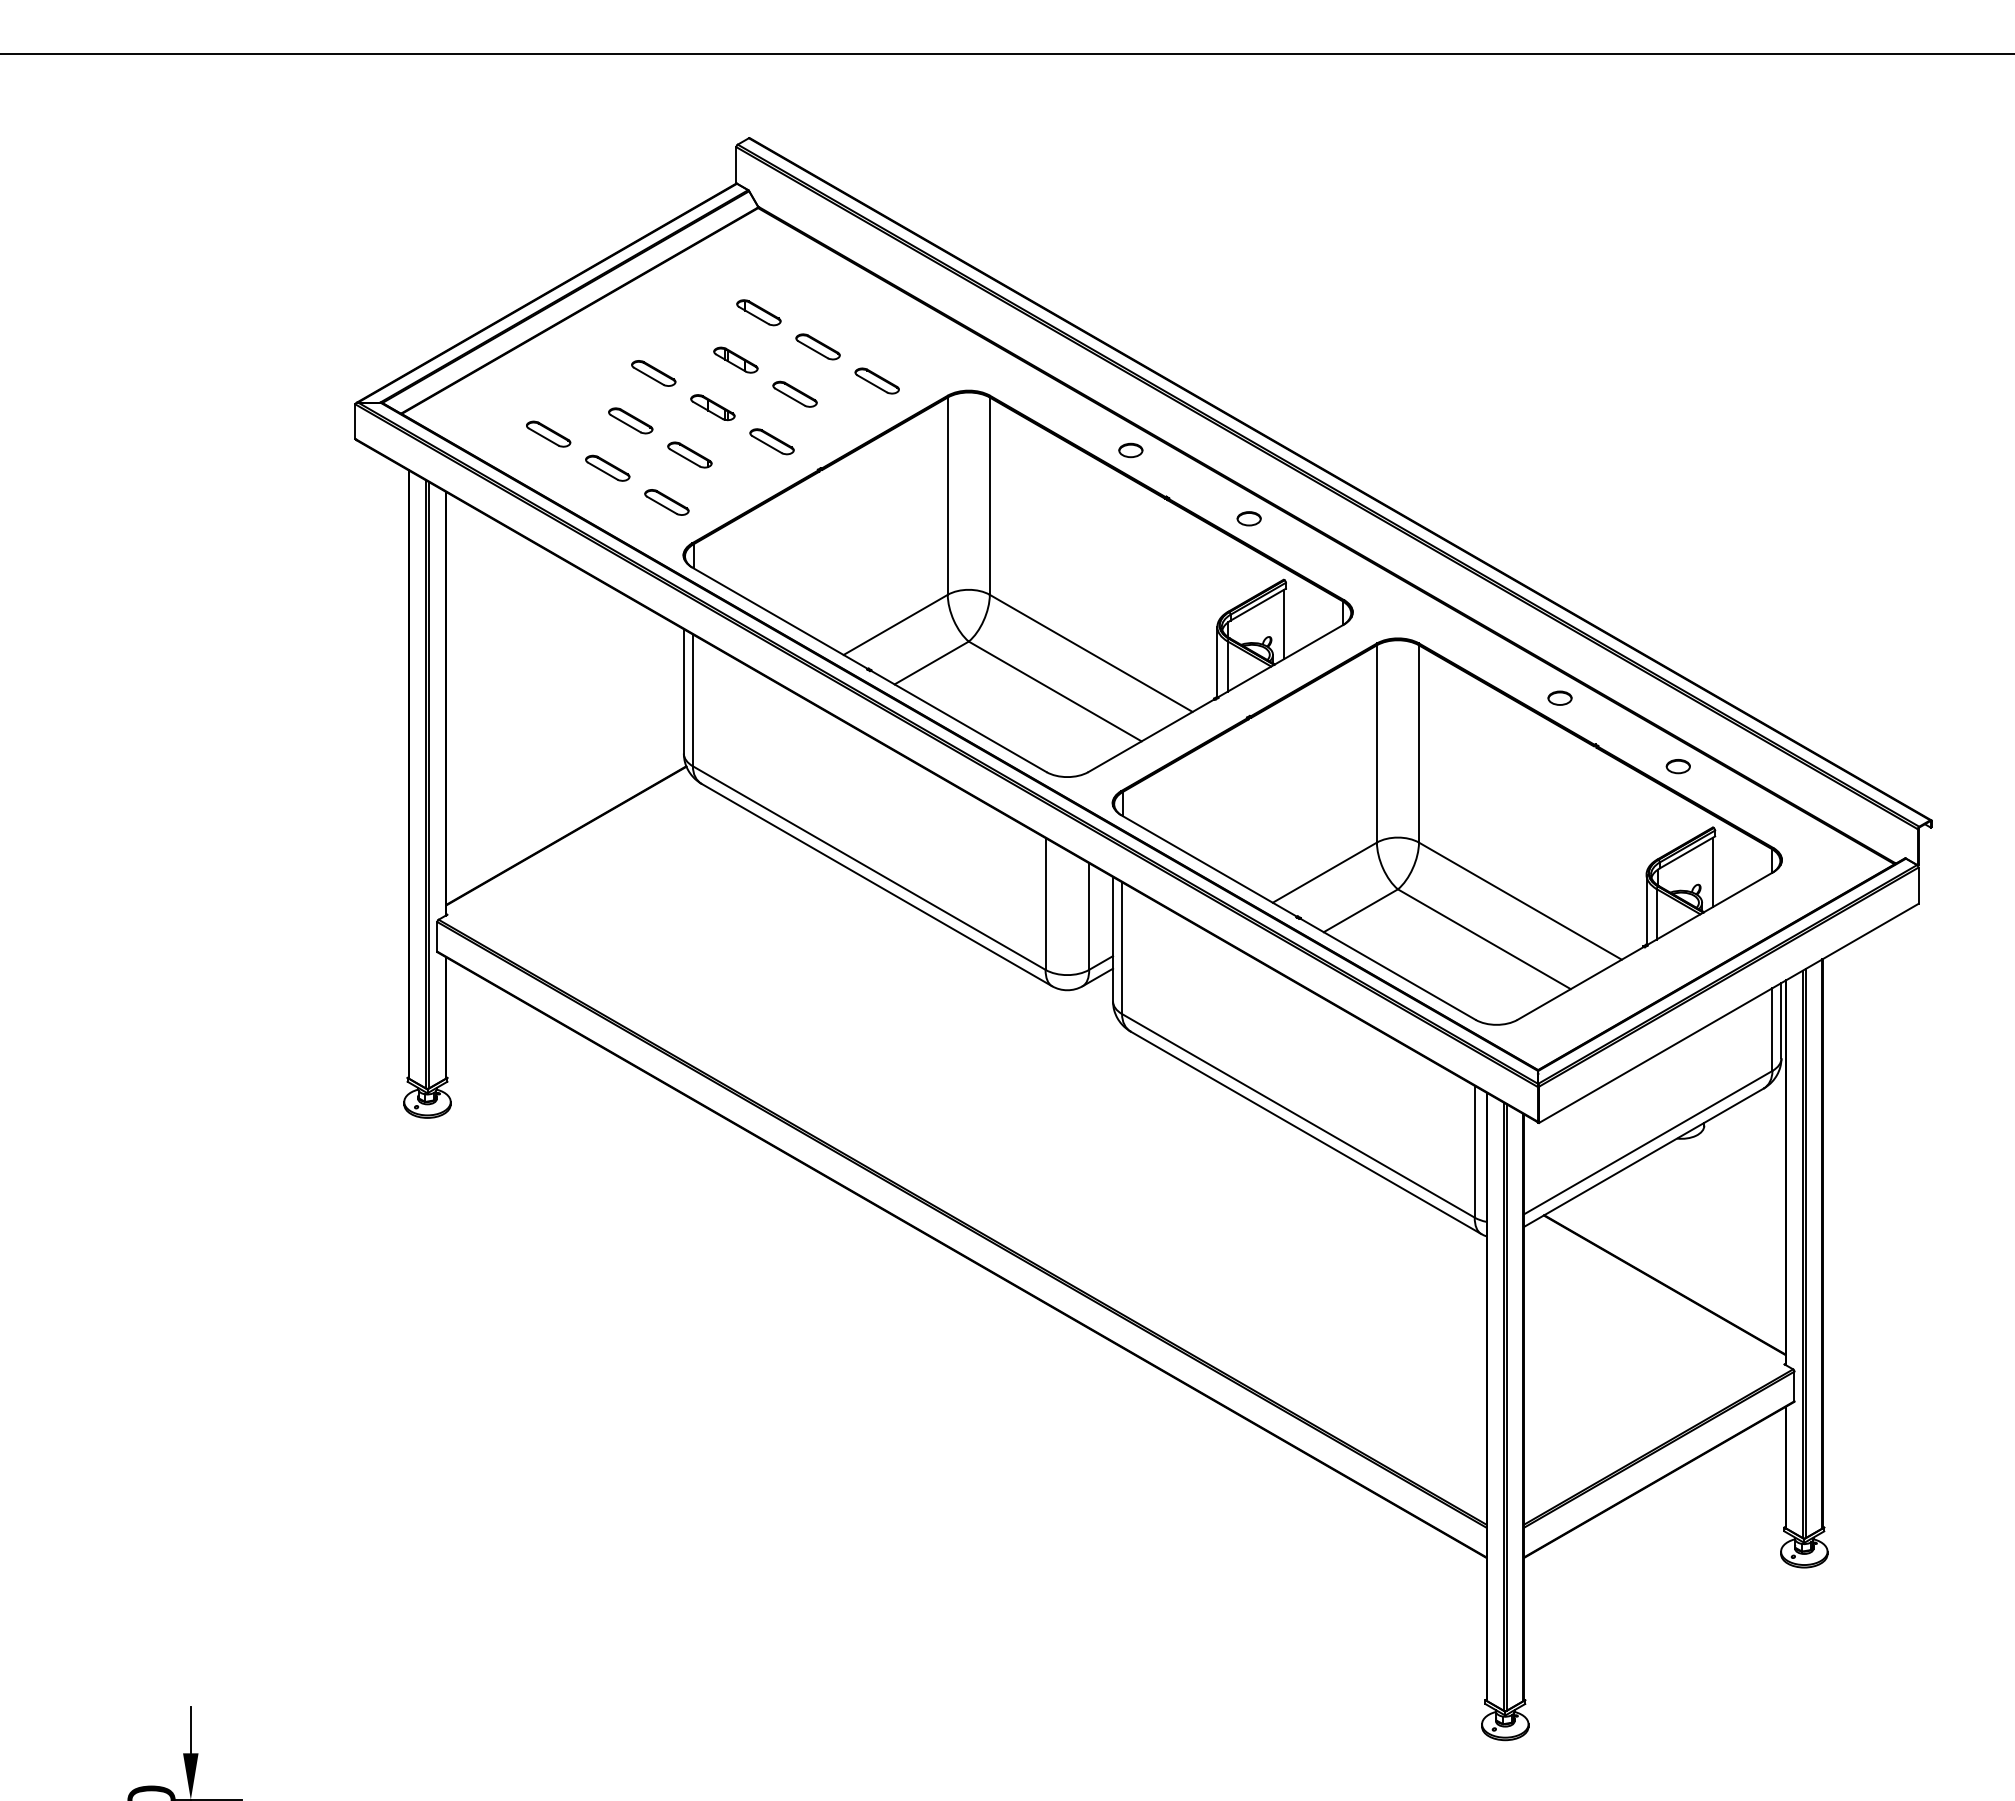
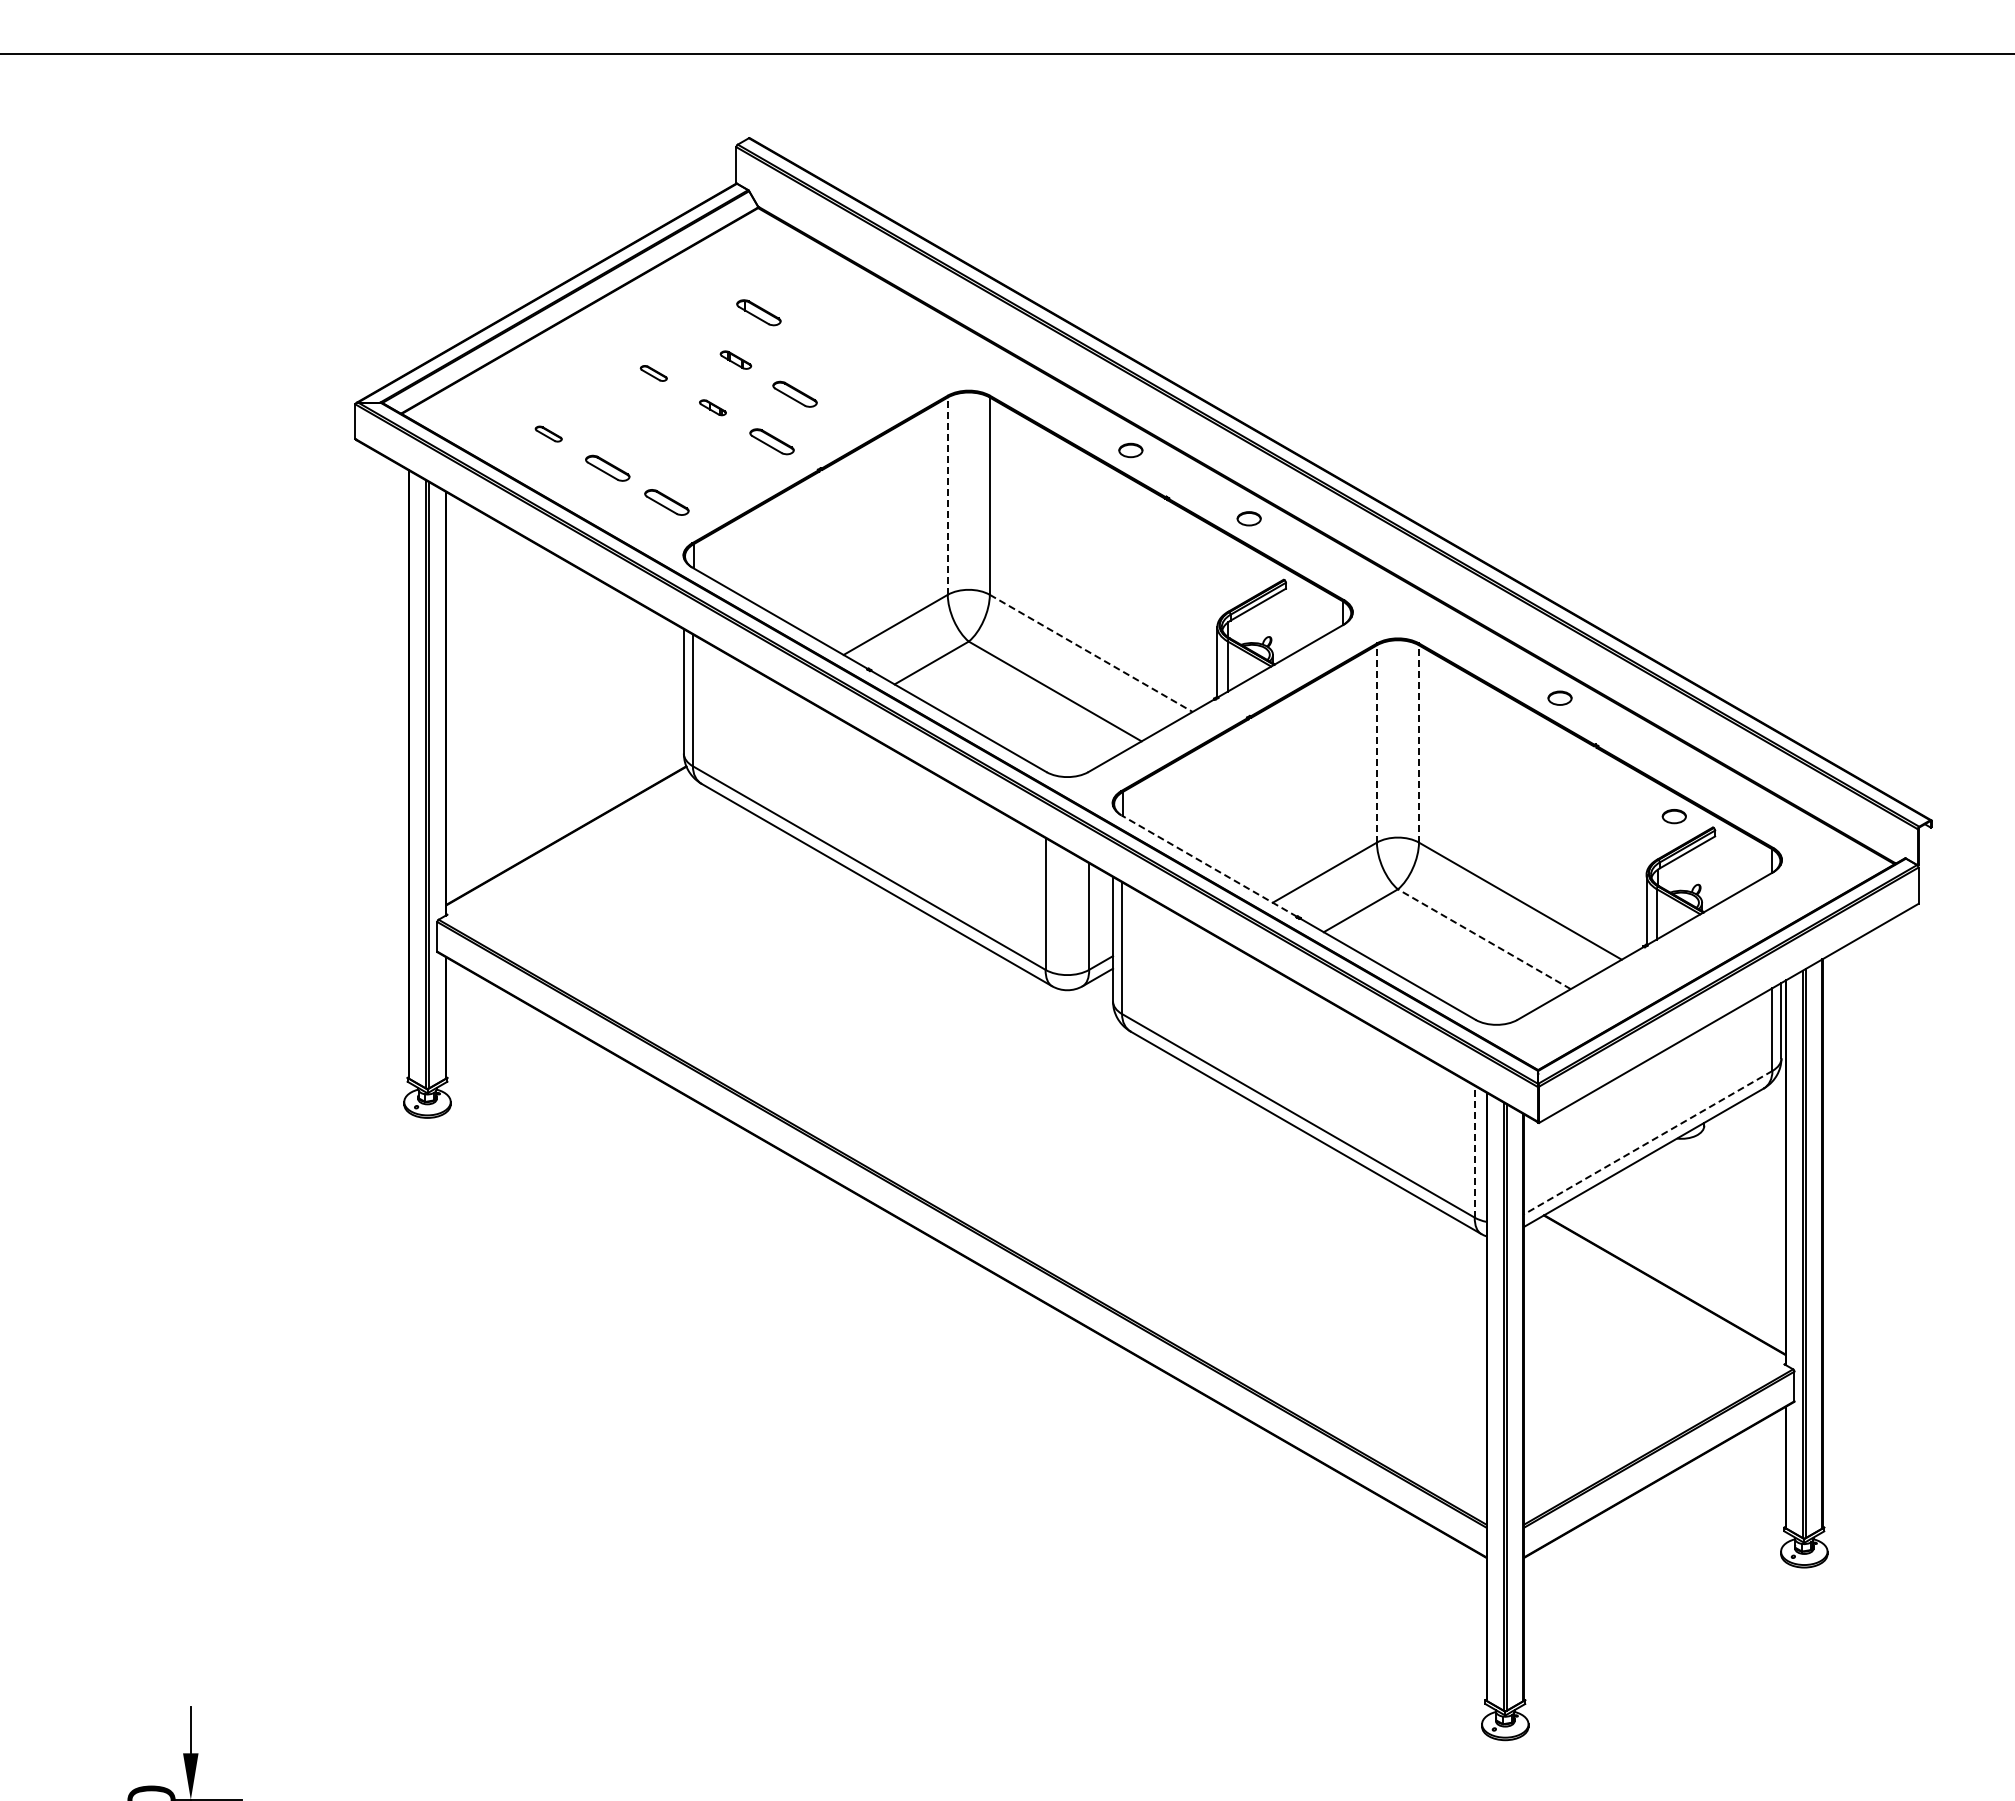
part: present -> none (817, 346)
part size: 46x28 px -> 34x20 px (735, 359)
part size: 46x27 px -> 29x17 px (653, 373)
part: present -> none (876, 380)
part size: 46x28 px -> 28x18 px (712, 407)
part: present -> none (630, 420)
part size: 46x28 px -> 29x18 px (548, 433)
part: present -> none (689, 454)
line: solid -> dashed (947, 496)
line: present -> none (1283, 624)
line: solid -> dashed (1091, 653)
line: solid -> dashed (1376, 743)
line: solid -> dashed (1418, 743)
part position: (1677, 766) -> (1673, 816) (1673, 816)
line: solid -> dashed (1208, 865)
line: present -> none (1712, 872)
line: solid -> dashed (1484, 939)
line: solid -> dashed (1647, 1142)
line: solid -> dashed (1474, 1151)
